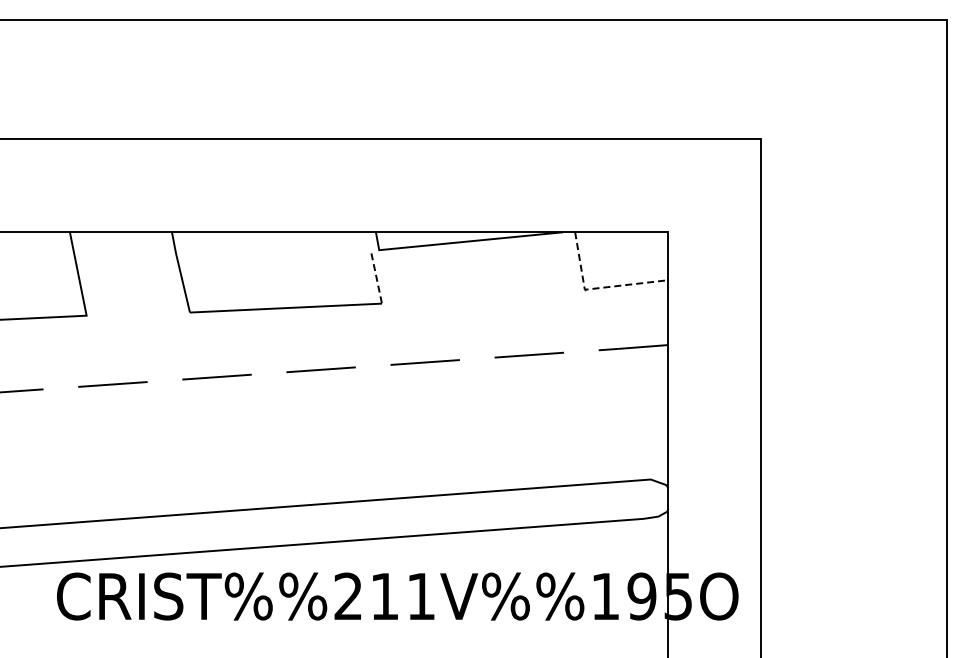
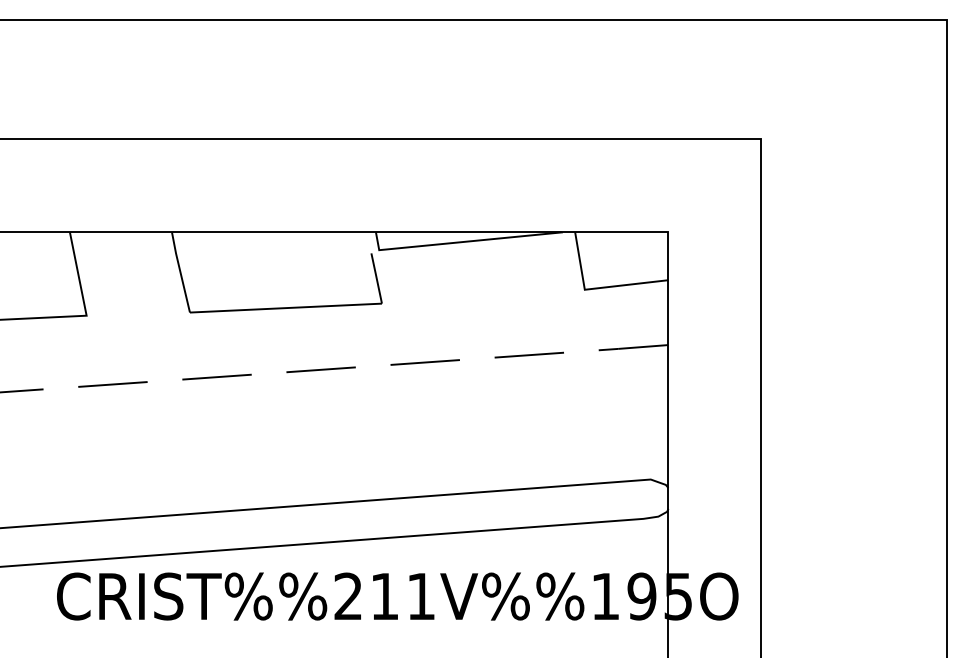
line: dashed -> solid (376, 278)
line: dashed -> solid (596, 288)
